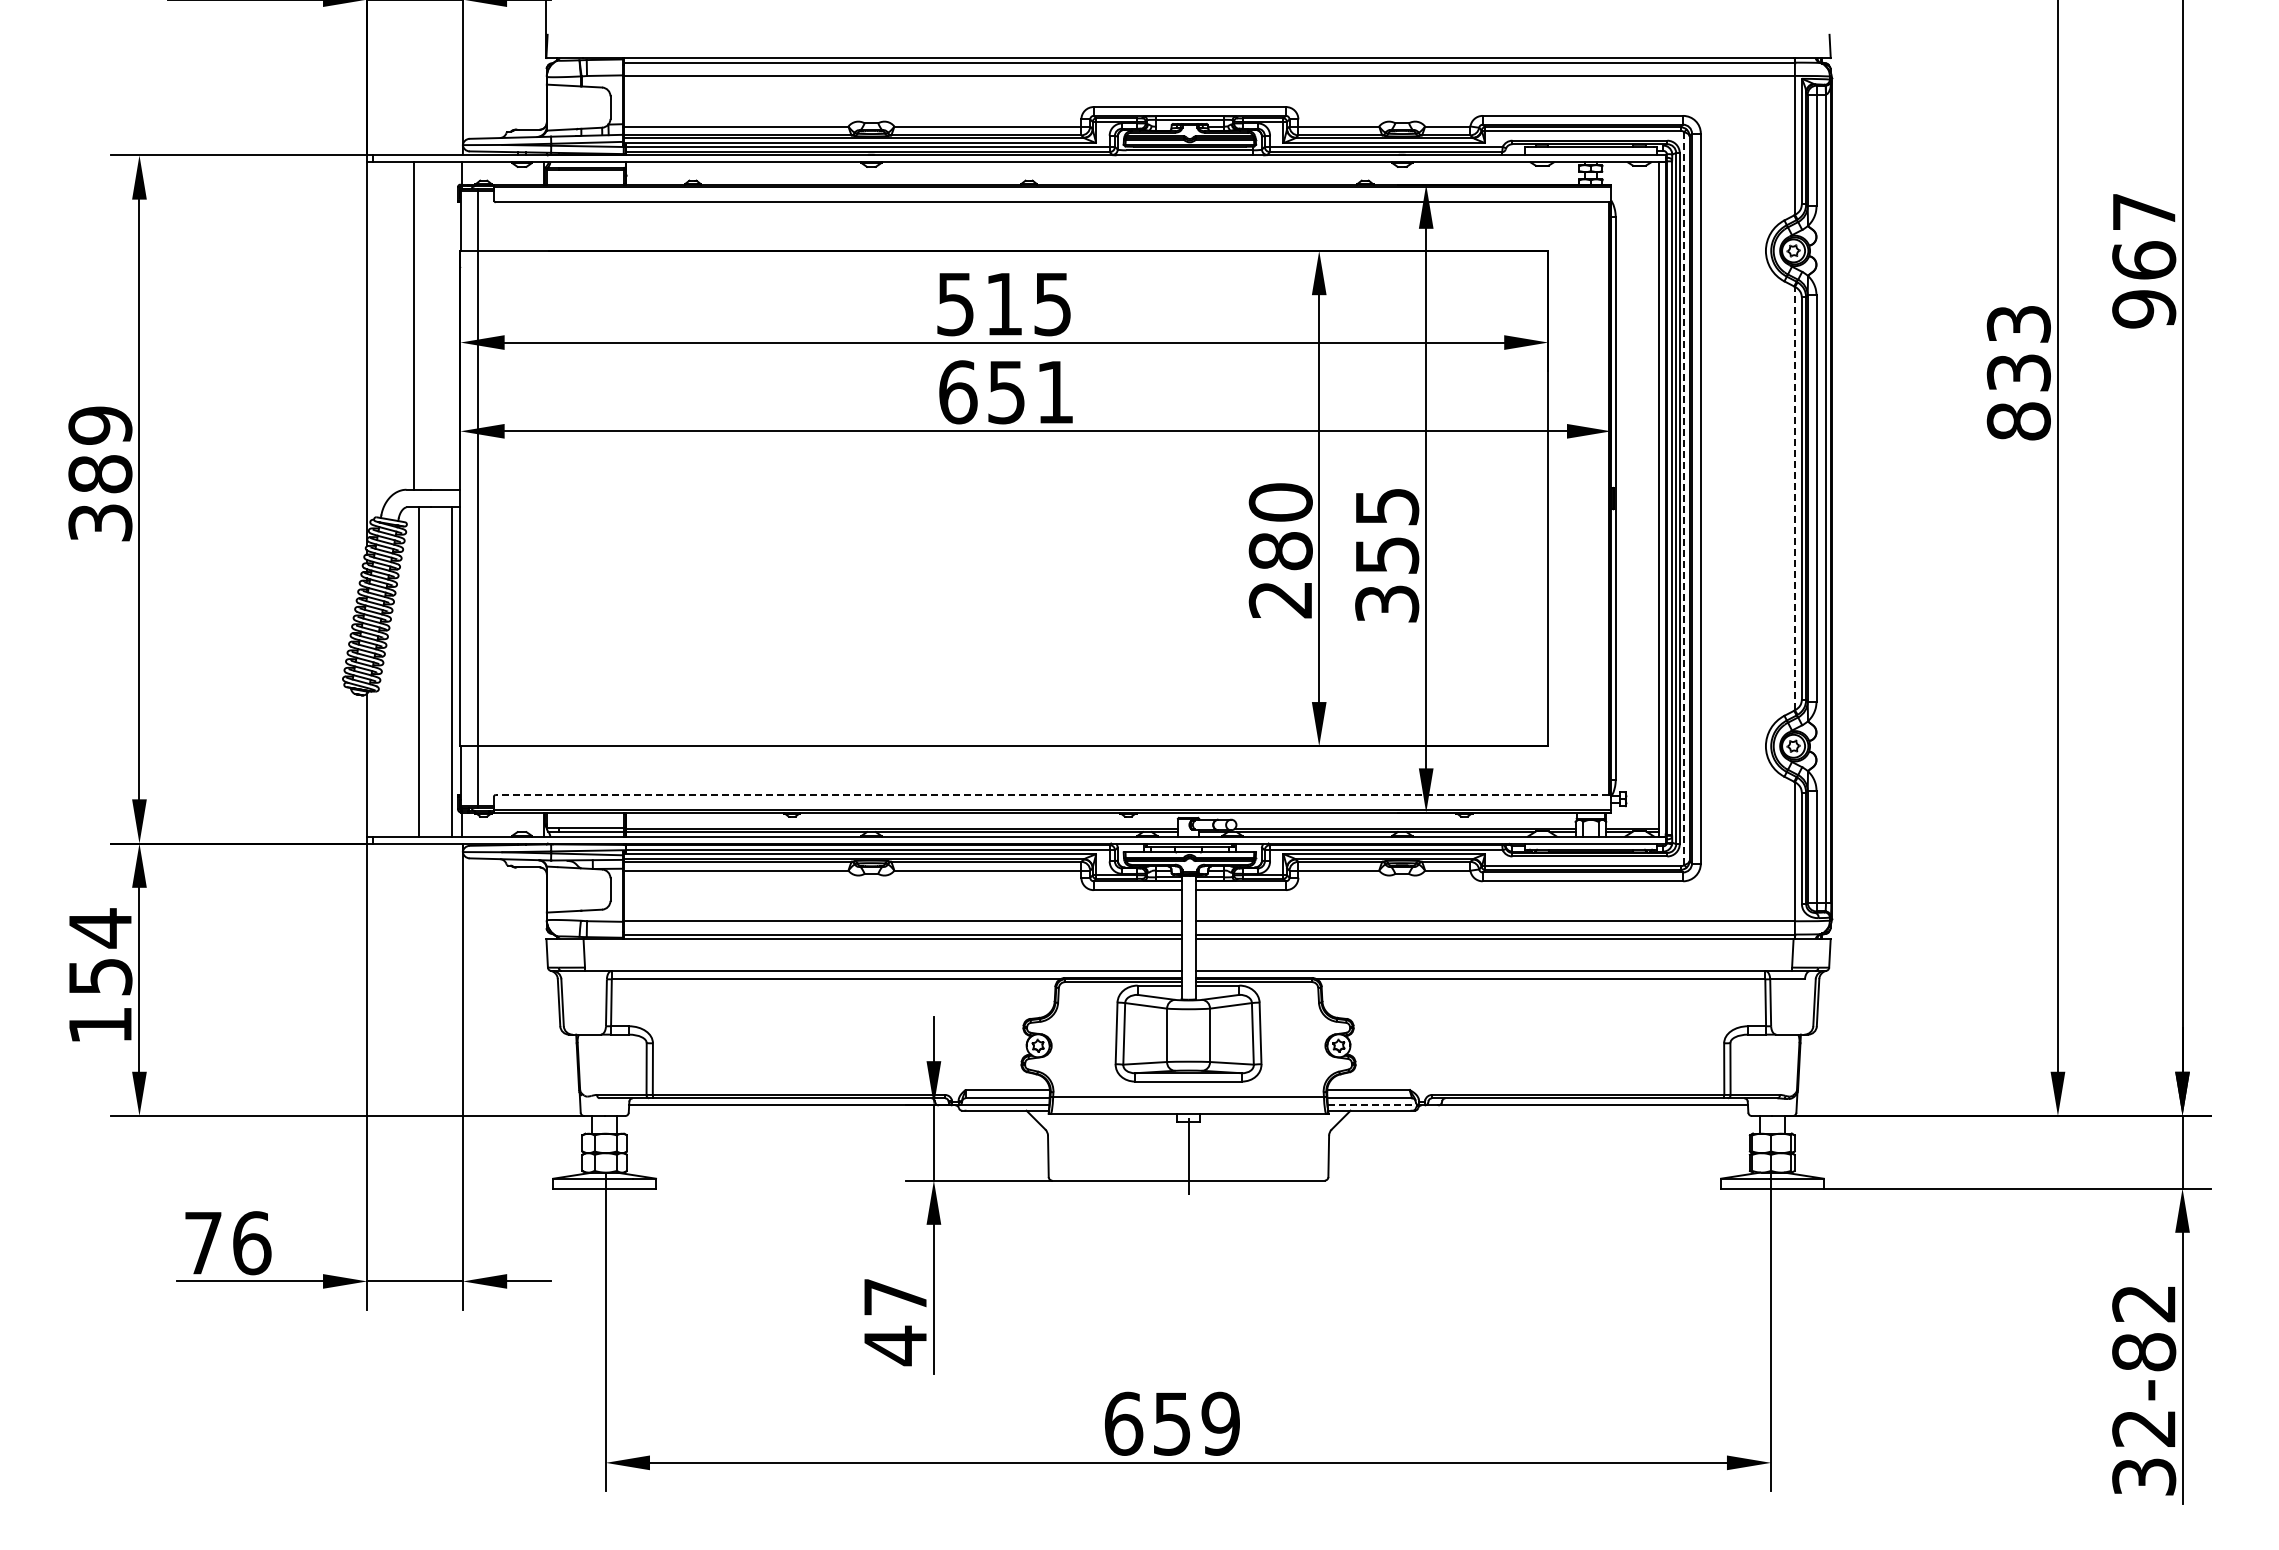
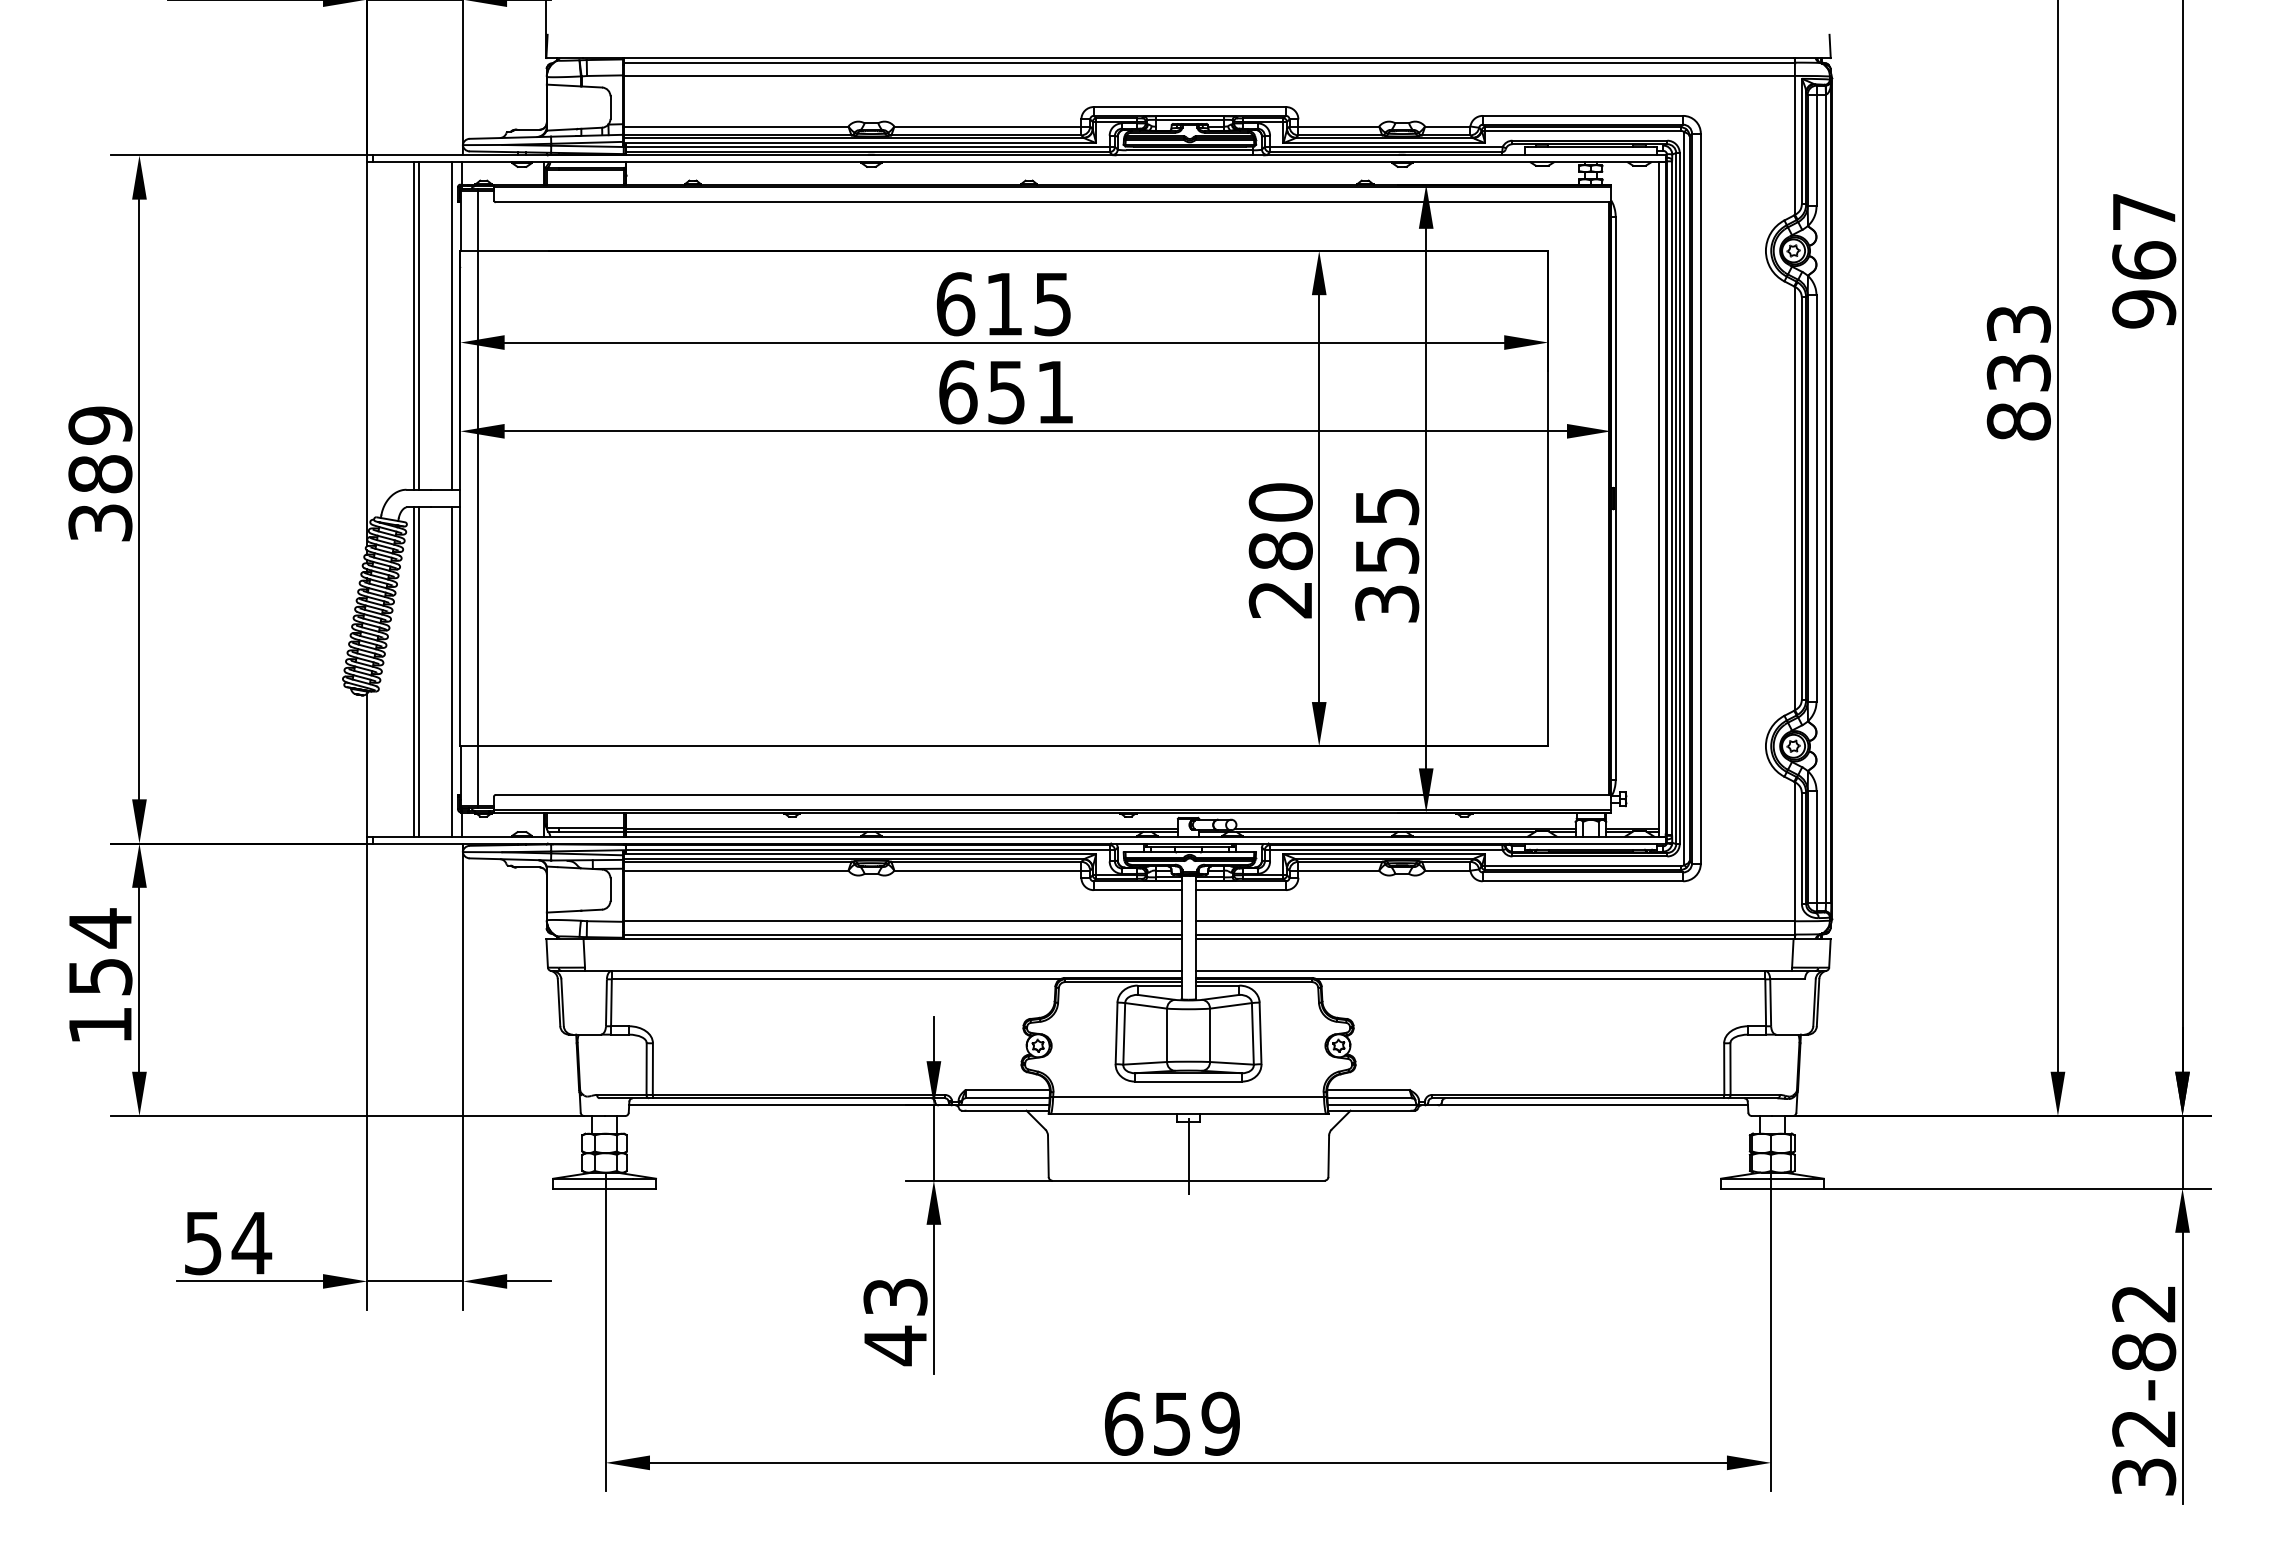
text: 515 -> 615 (955, 304)
line: none -> present (419, 325)
line: none -> present (452, 325)
line: dashed -> solid (1794, 498)
line: dashed -> solid (1684, 499)
line: none -> present (414, 671)
line: dashed -> solid (1052, 794)
line: dashed -> solid (1373, 1105)
text: 76 -> 54 (228, 1243)
text: 47 -> 43 (895, 1296)
